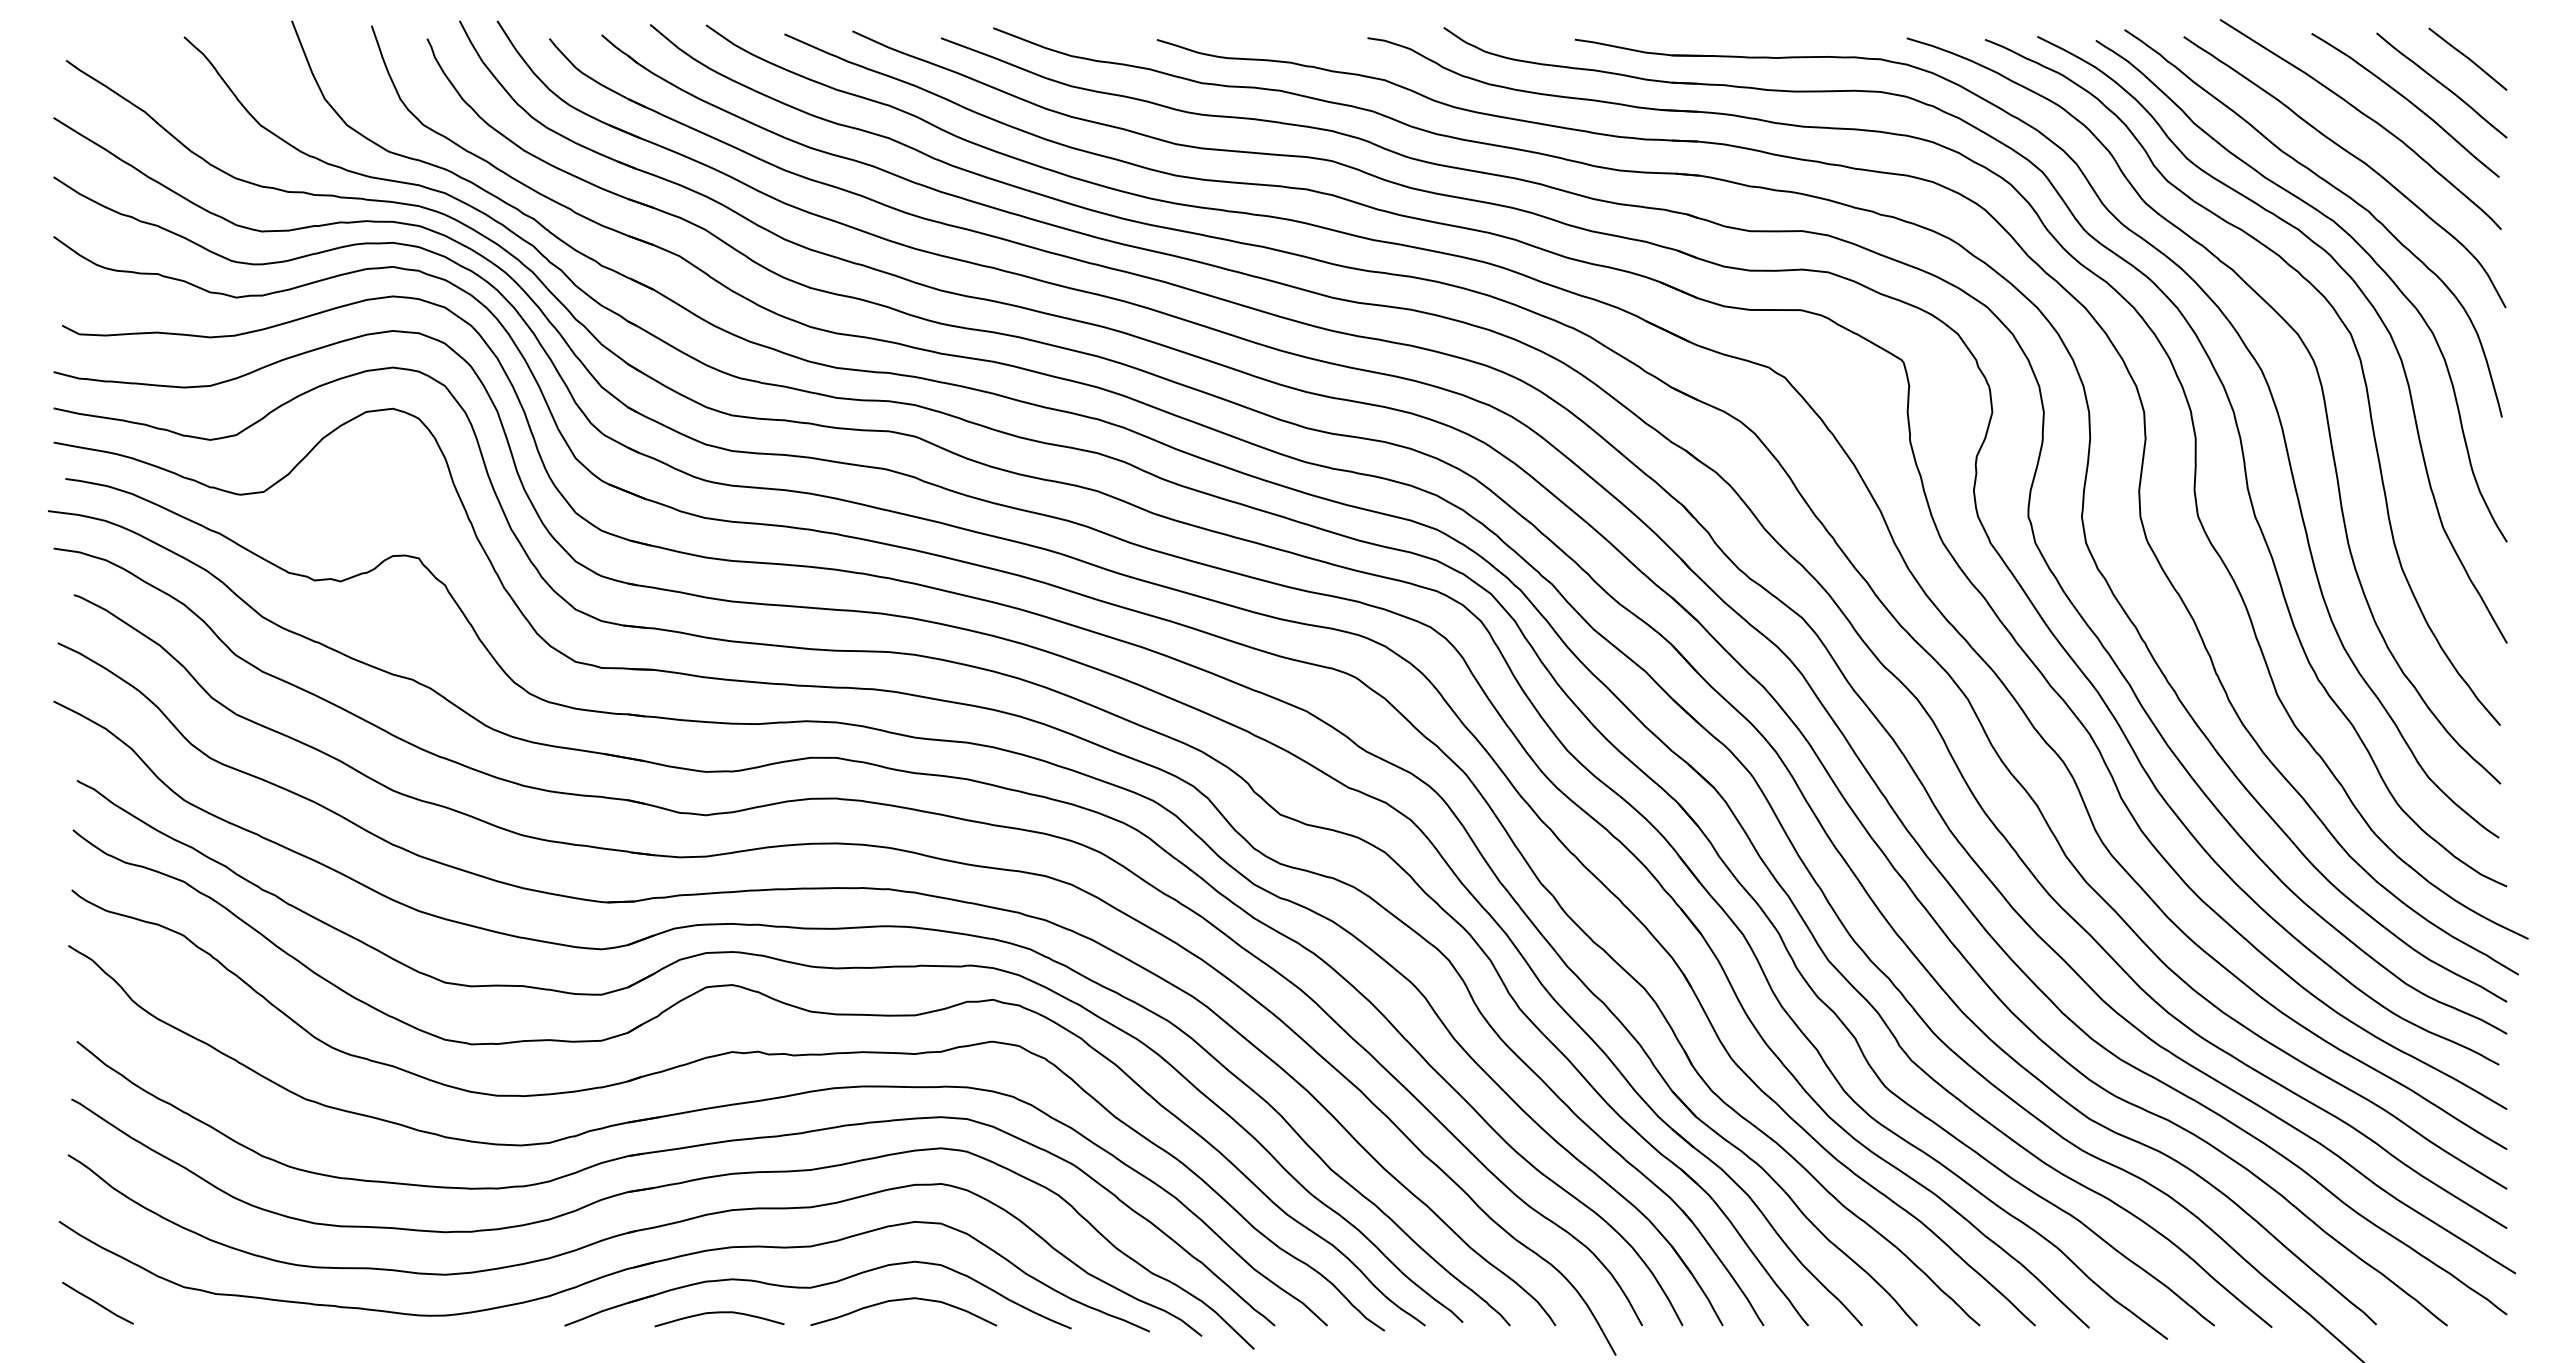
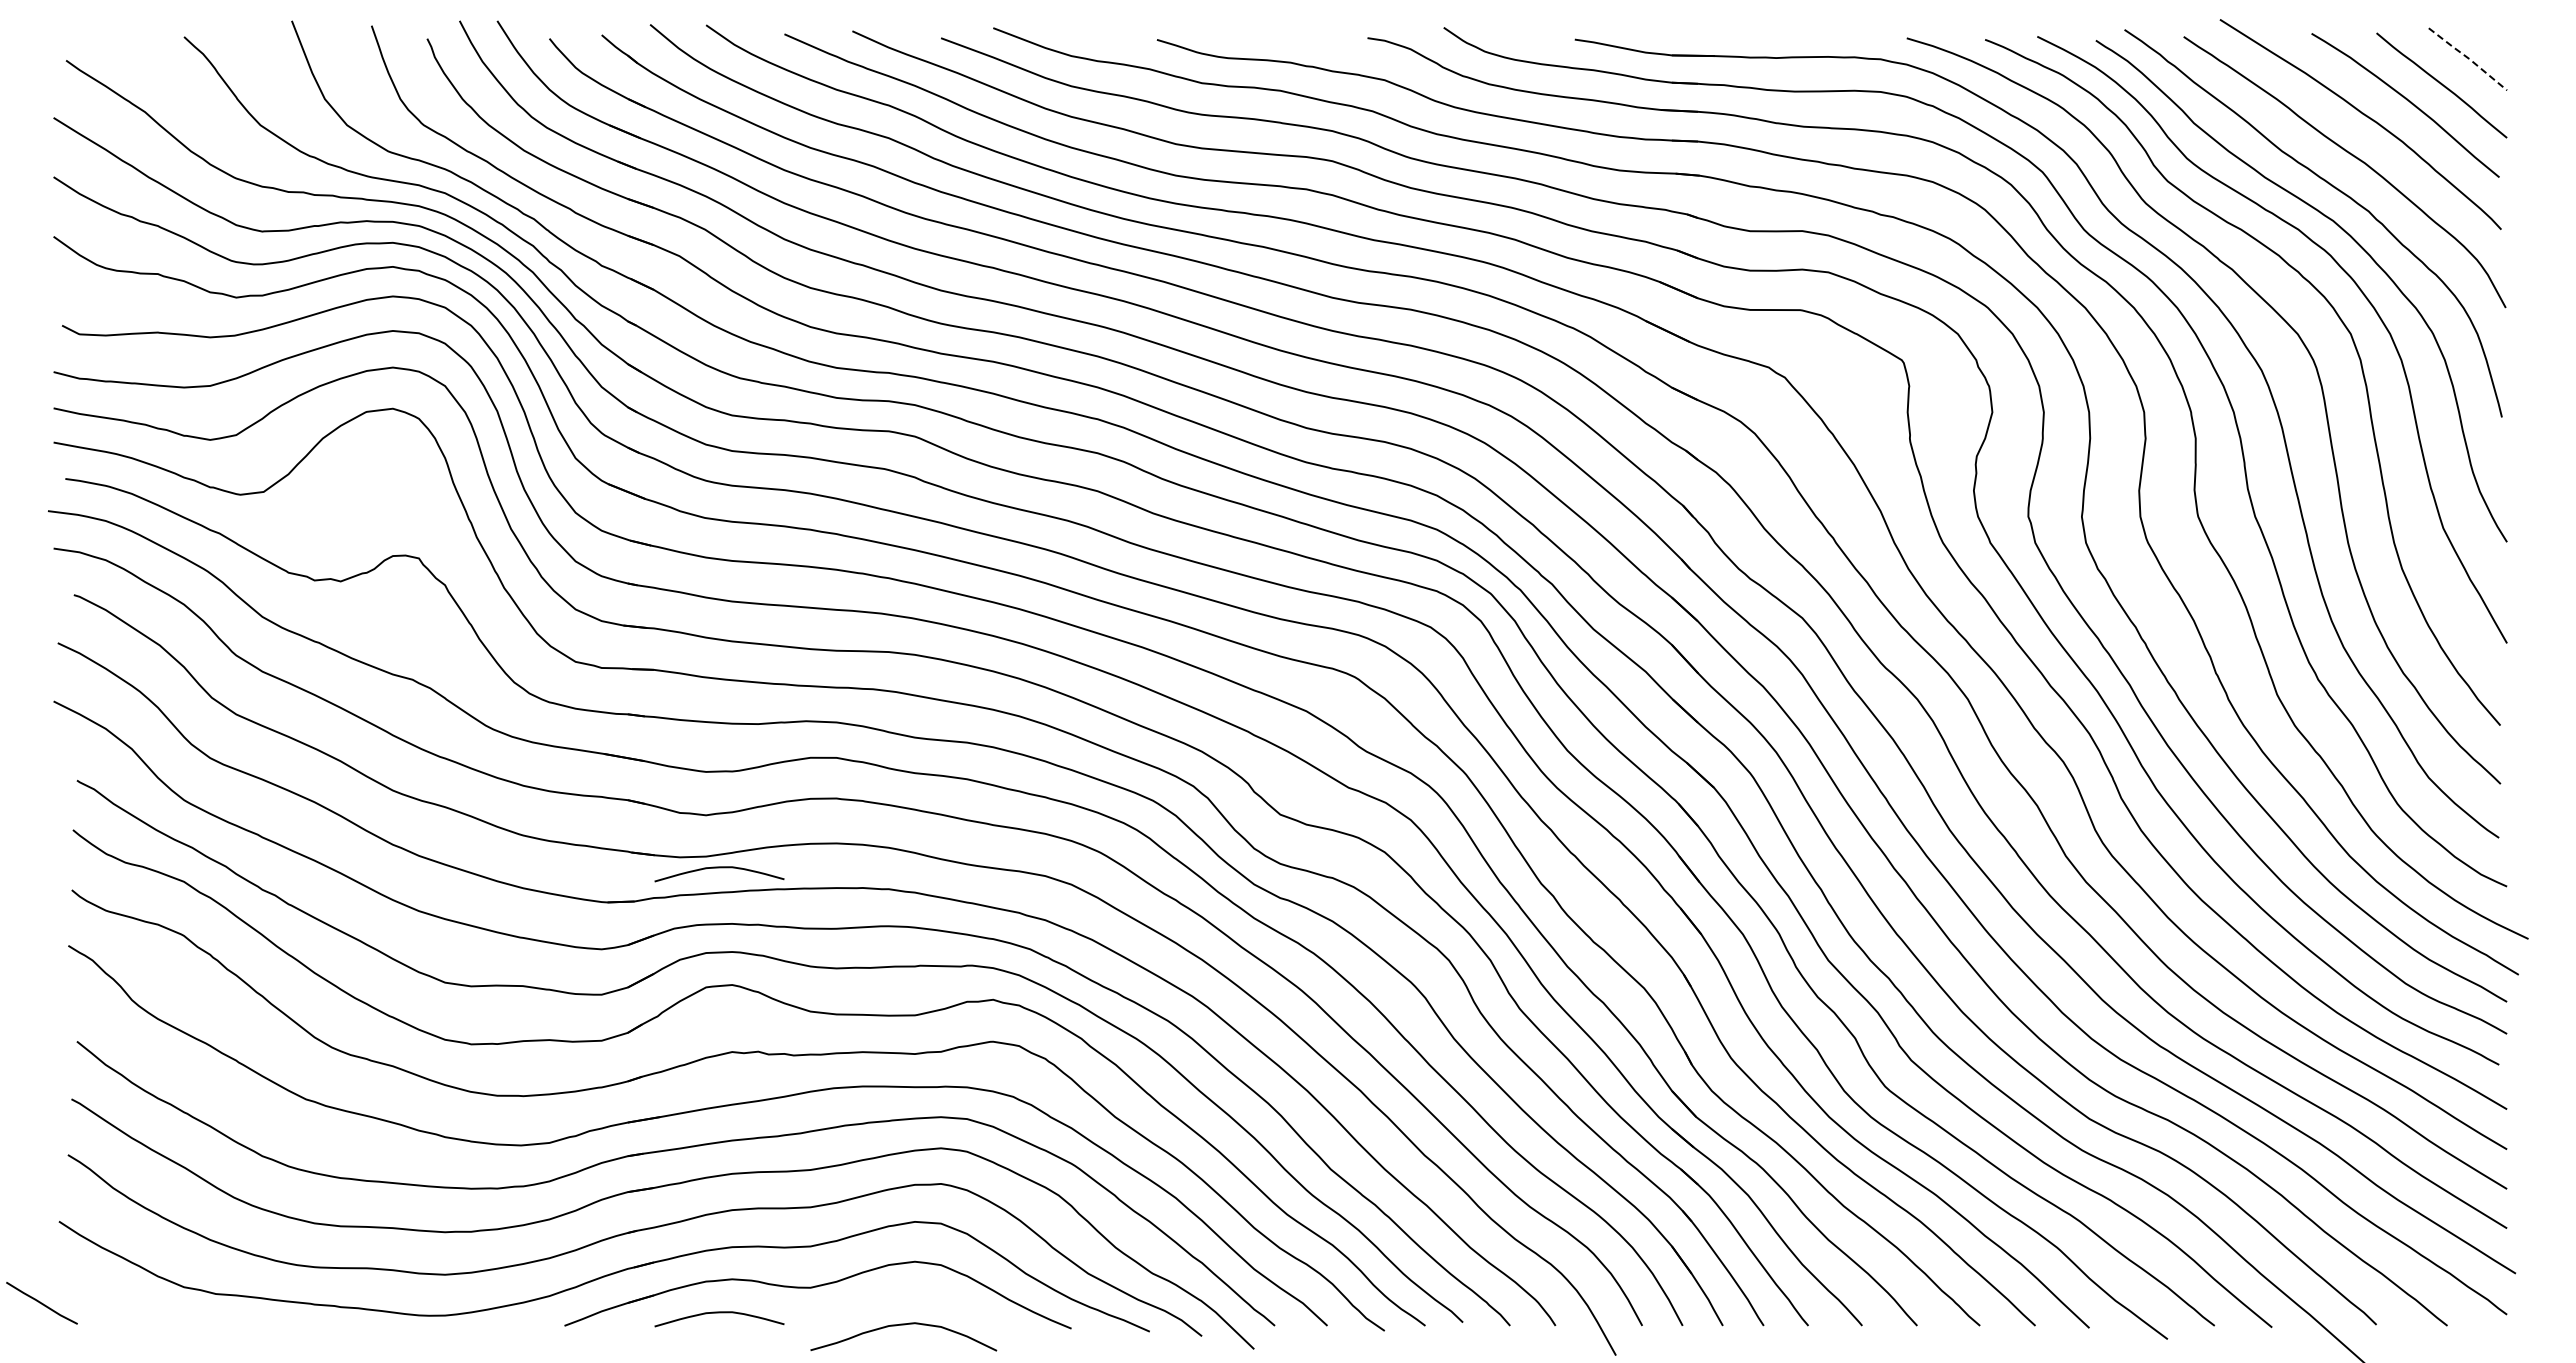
line: solid -> dashed (2468, 58)
curve: none -> present (719, 868)
curve position: (903, 1300) -> (903, 1325) (903, 1325)
line position: (97, 1303) -> (41, 1303) (41, 1303)
